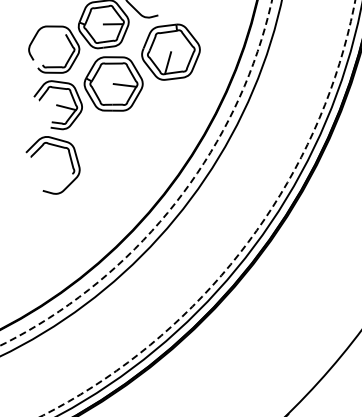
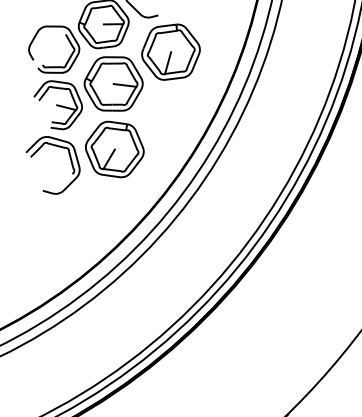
part: none -> present (114, 149)
circle: dashed -> solid (136, 172)
circle: dashed -> solid (197, 208)
